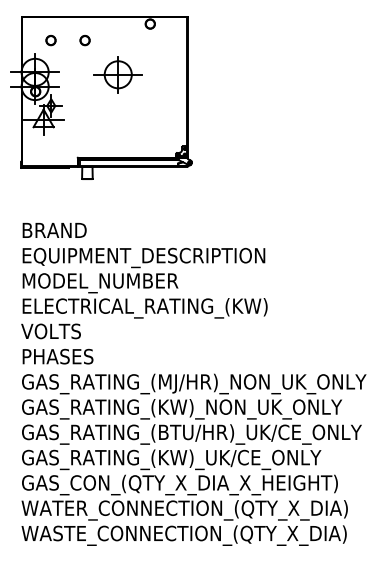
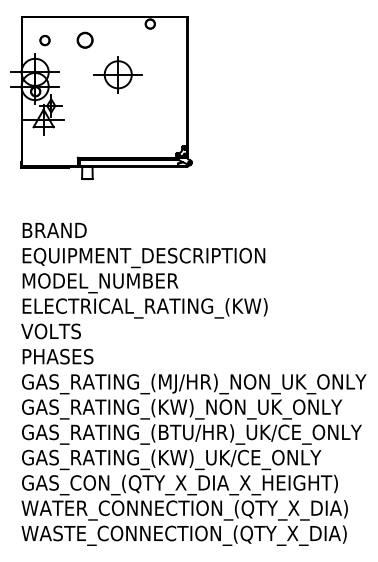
part position: (50, 40) -> (44, 40) (44, 40)
part size: 12x12 px -> 18x18 px (84, 39)
